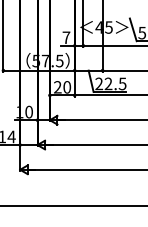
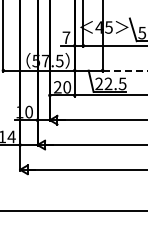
line: solid -> dashed (125, 70)
line position: (73, 206) -> (73, 211) (73, 211)
